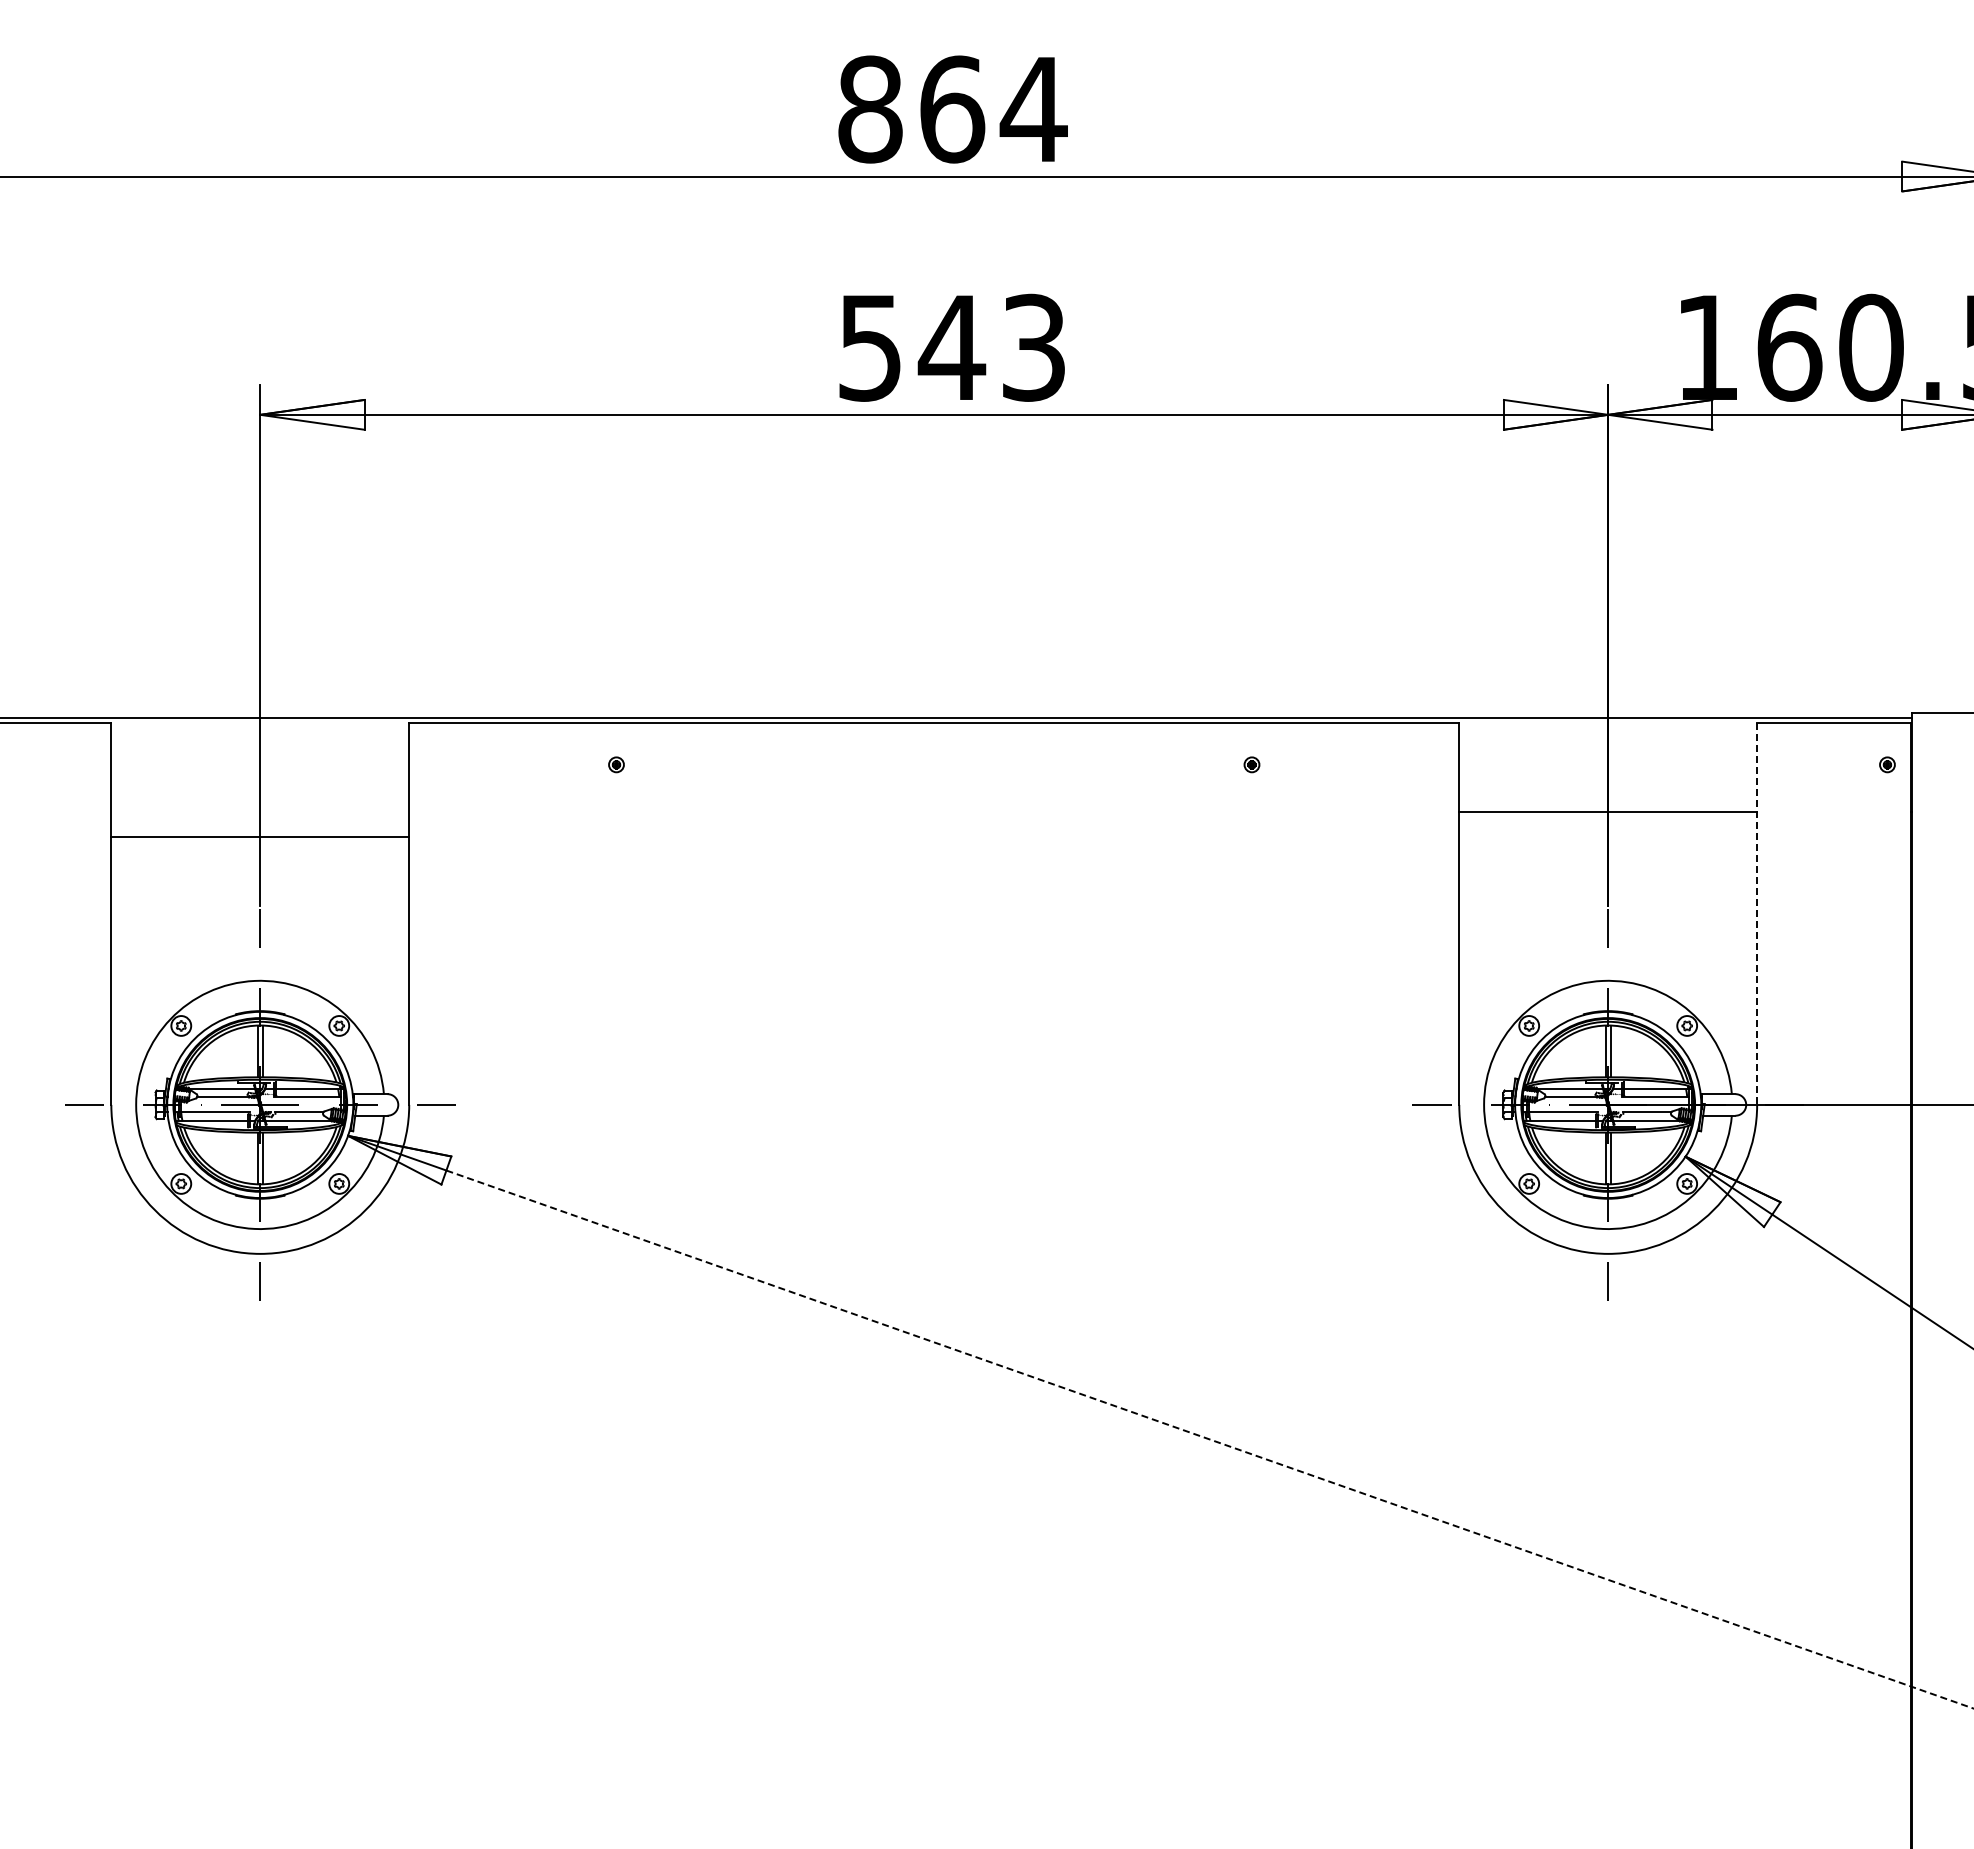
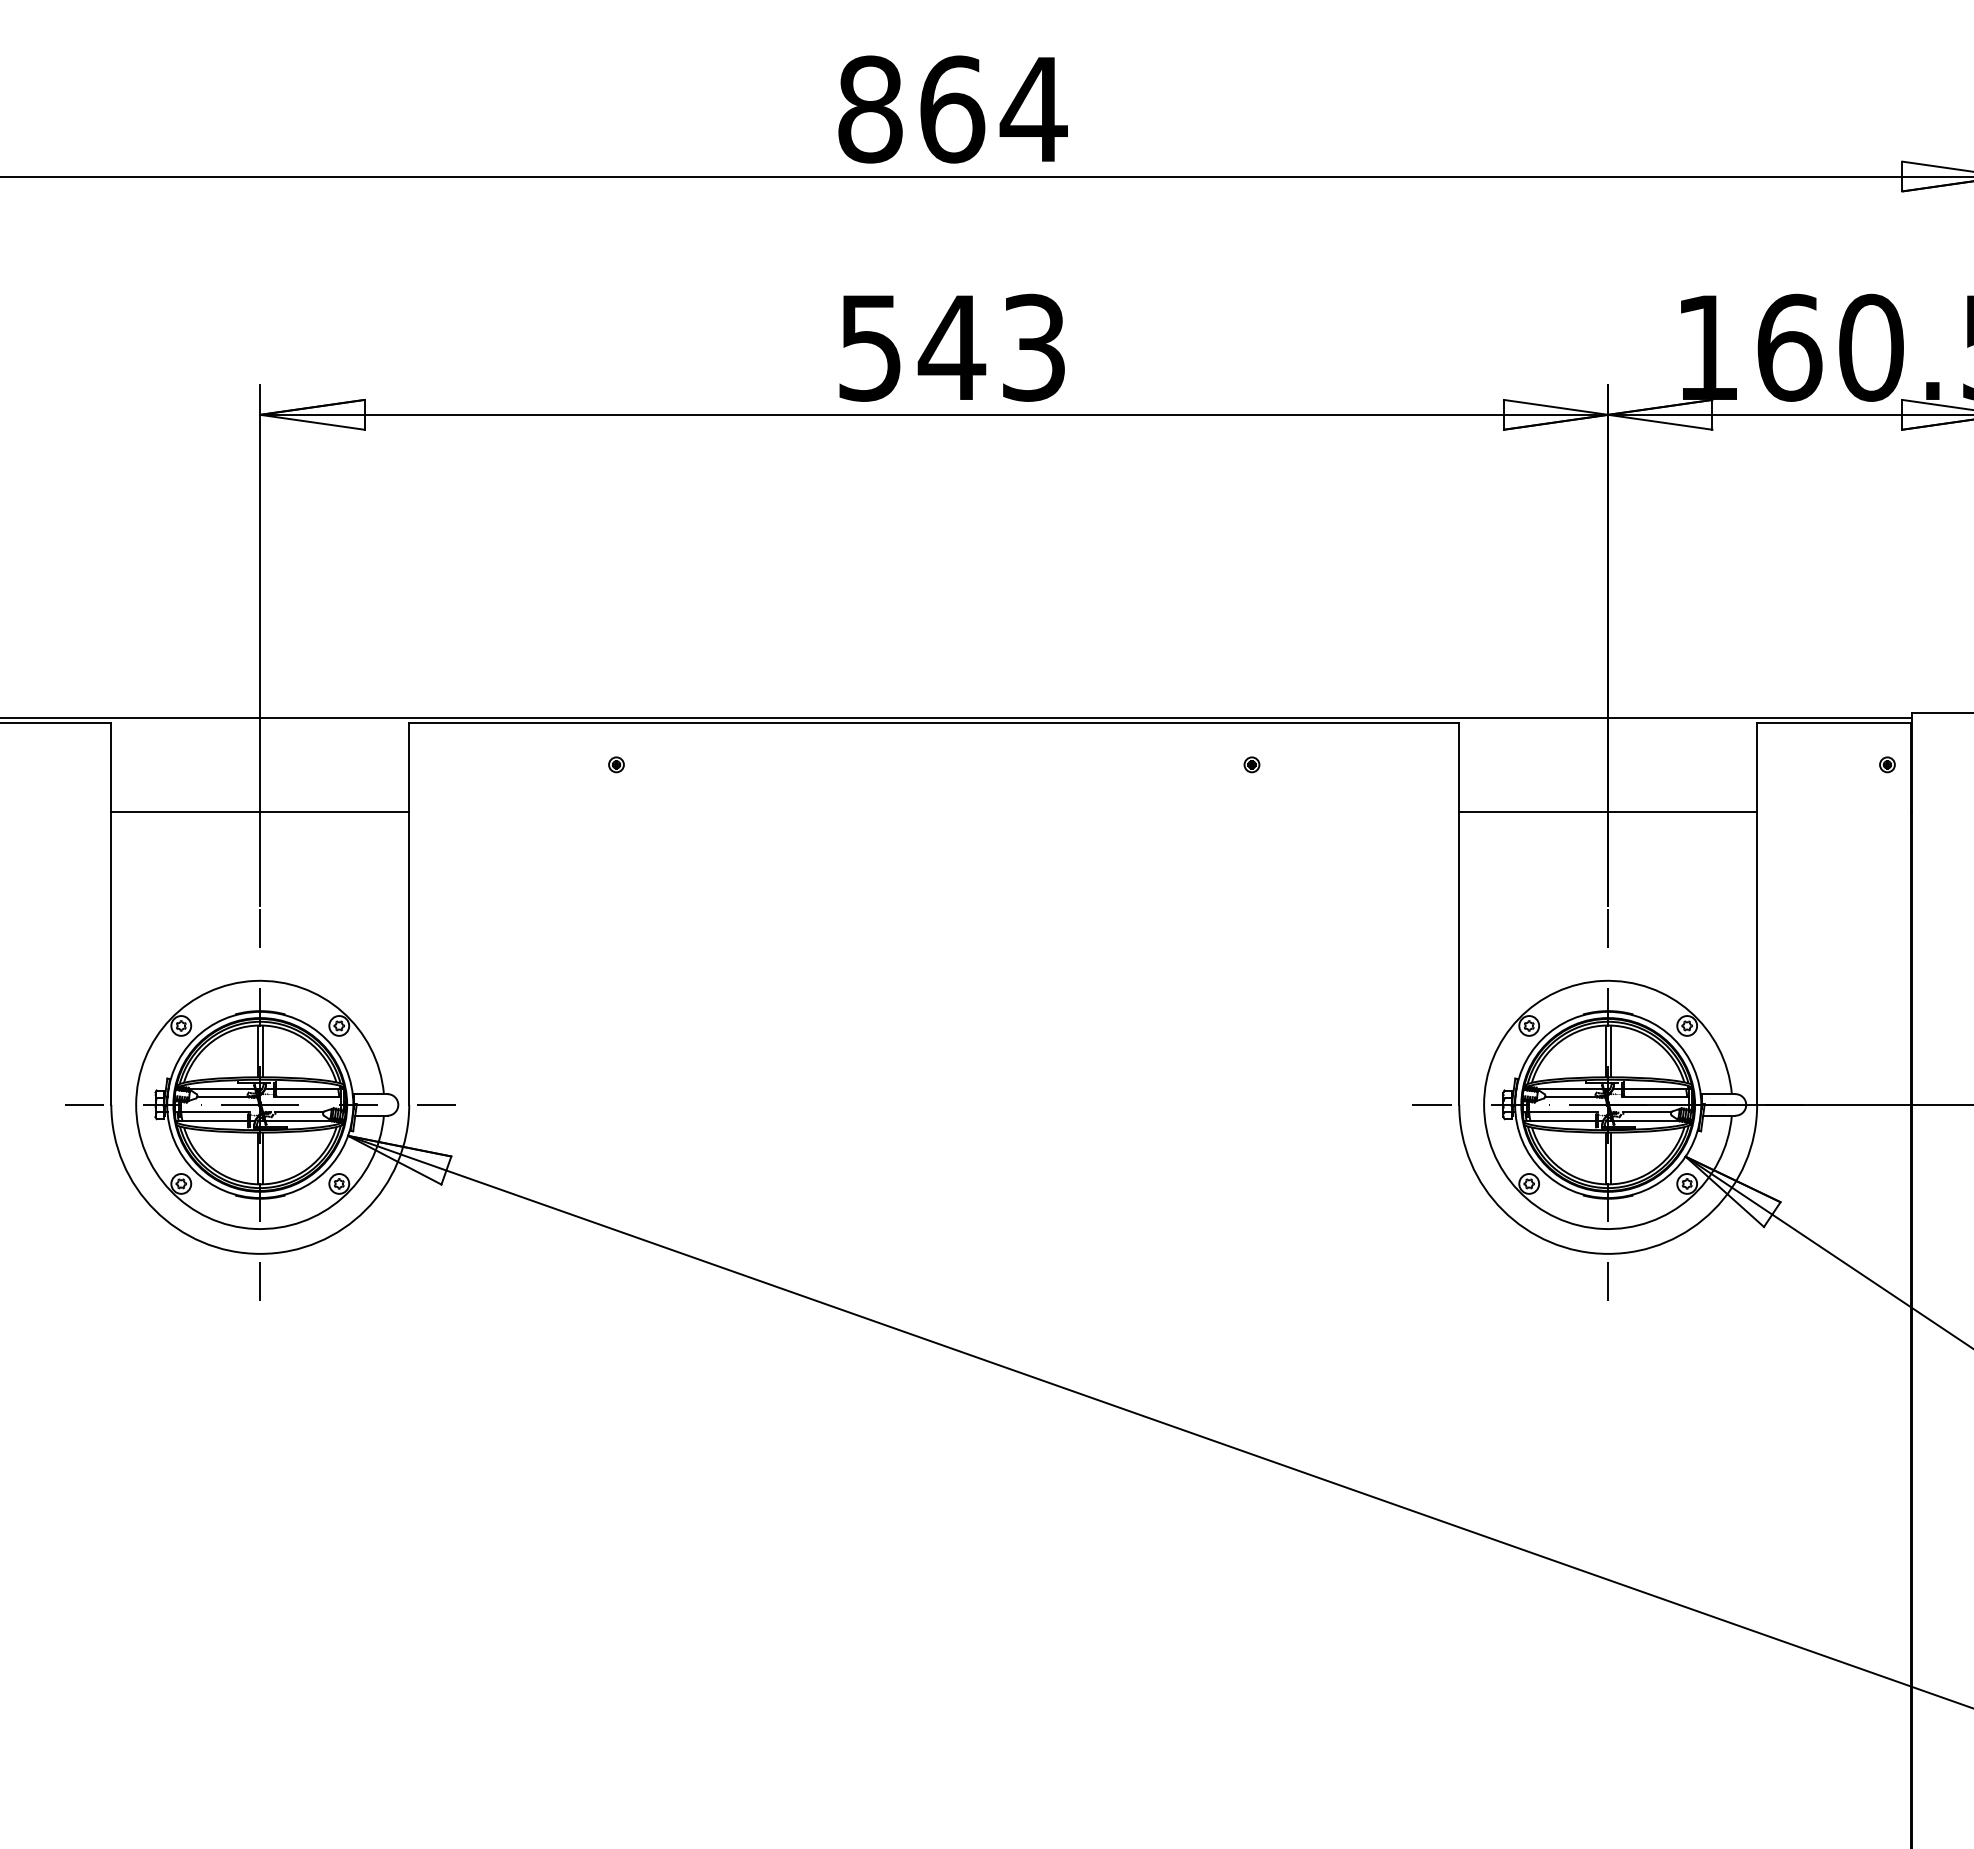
line position: (260, 837) -> (260, 812) (260, 812)
line: dashed -> solid (1757, 914)
line: dashed -> solid (1210, 1439)
